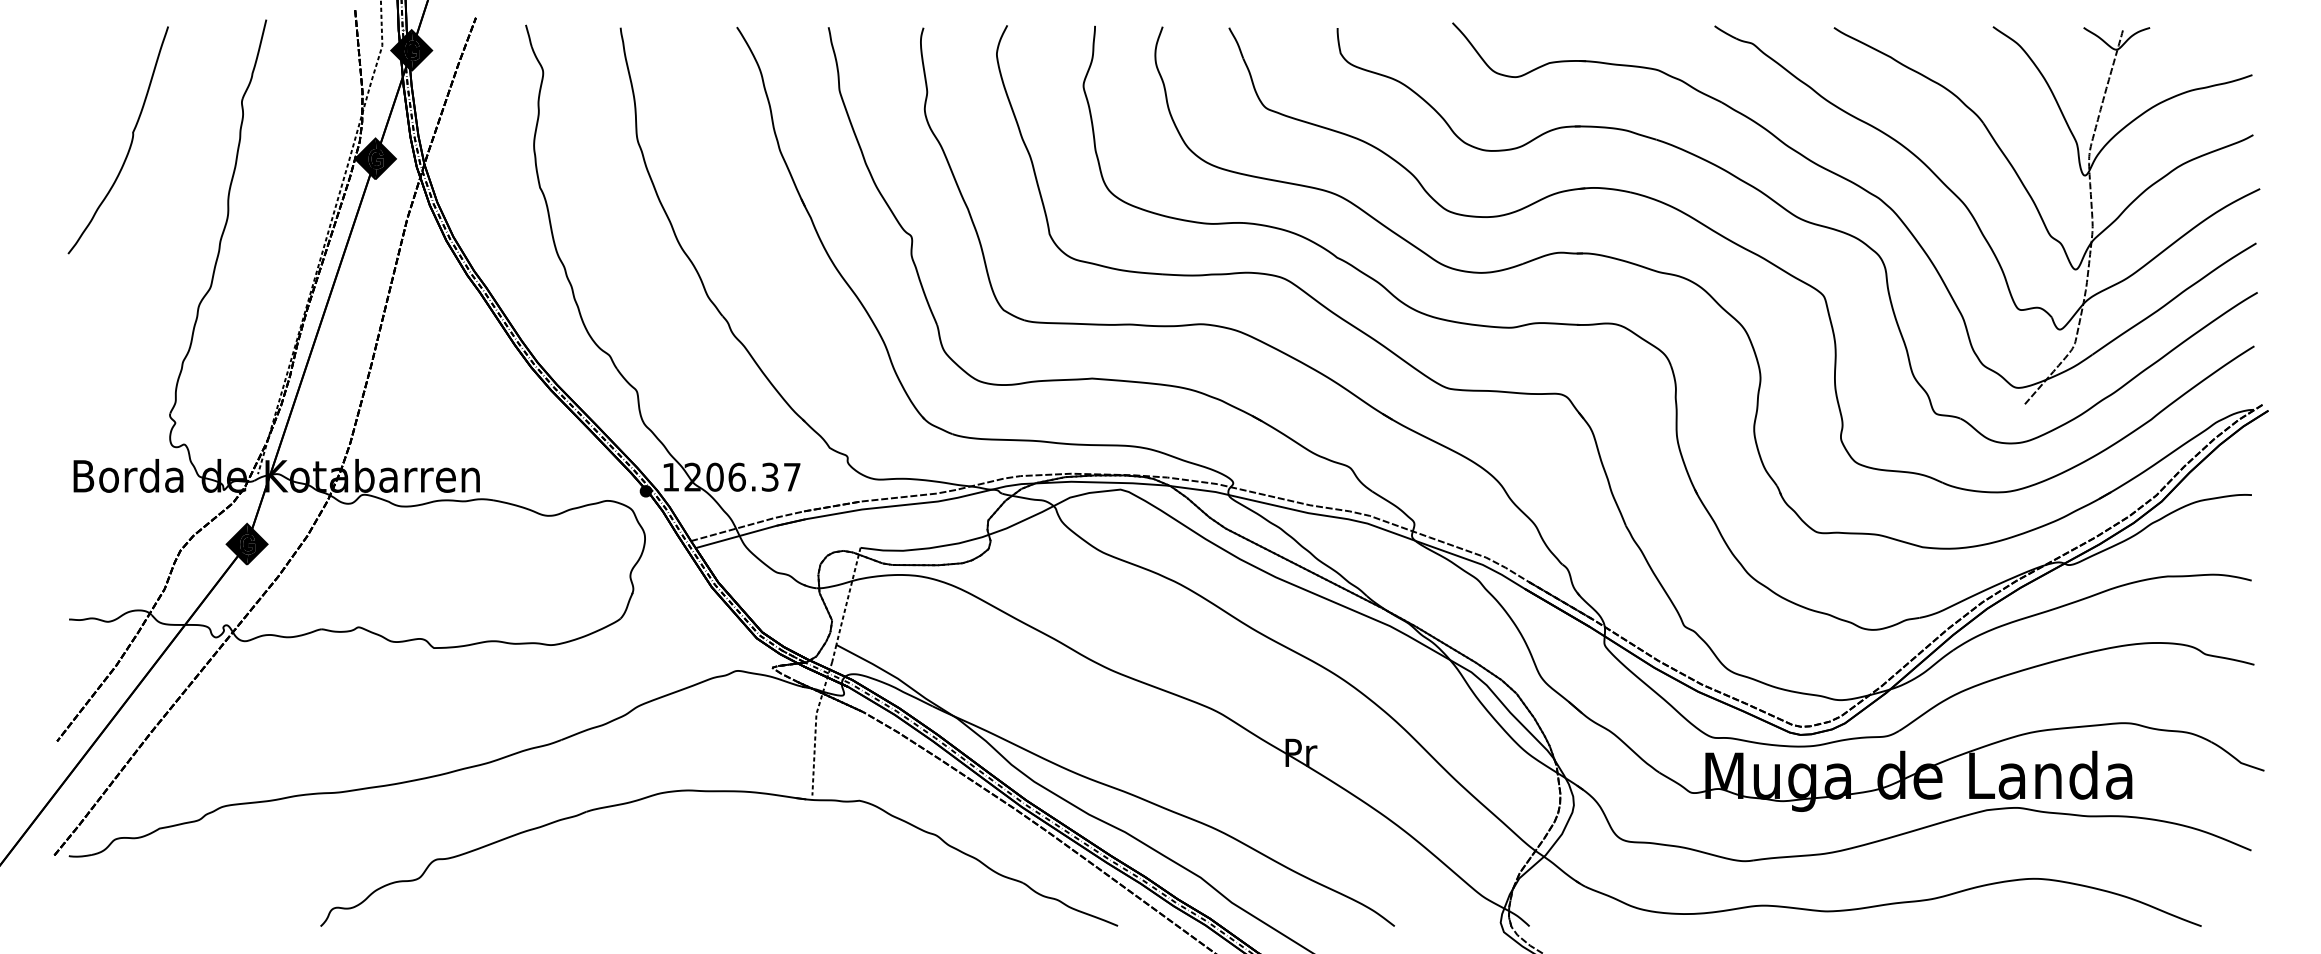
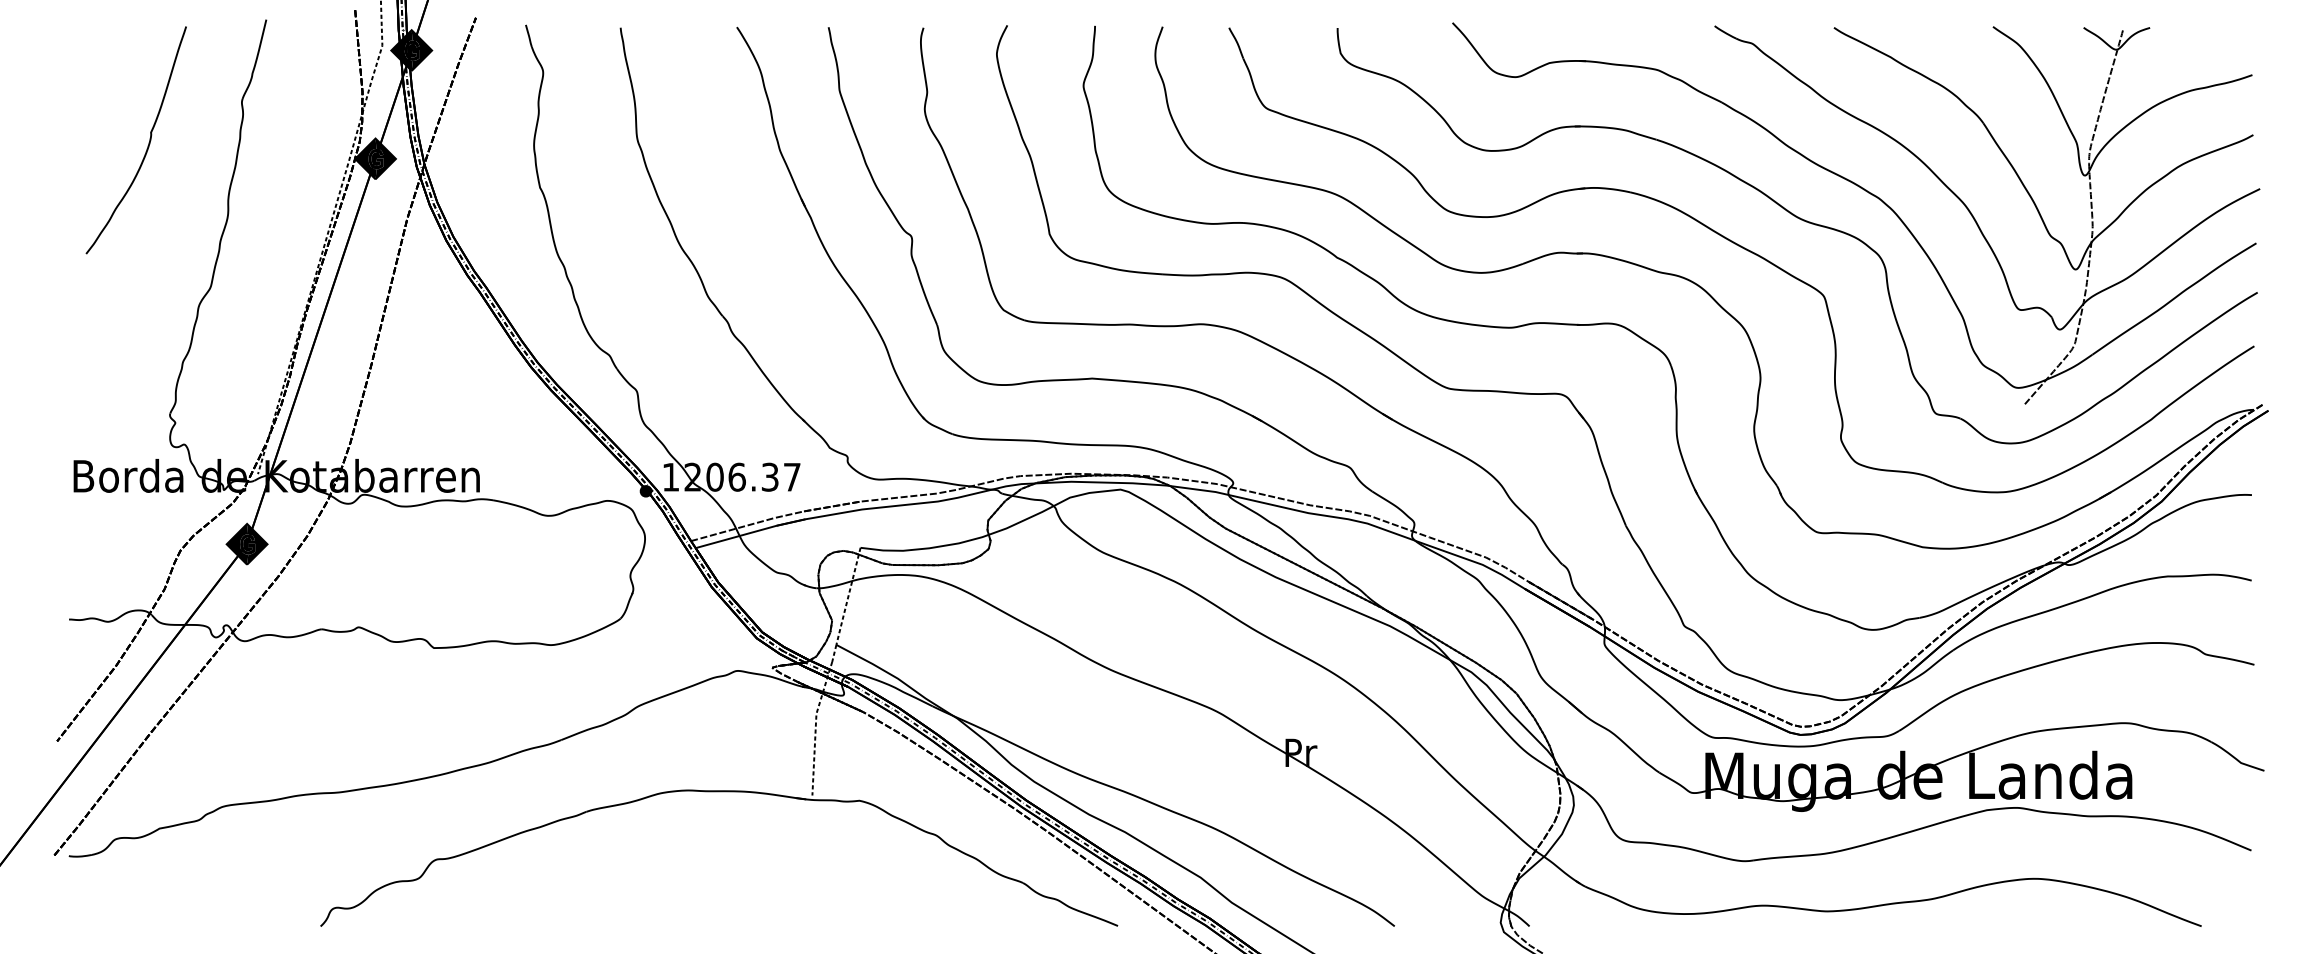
curve position: (129, 145) -> (147, 145) (147, 145)
